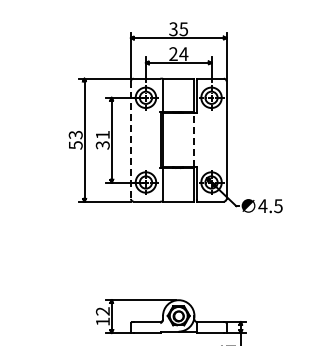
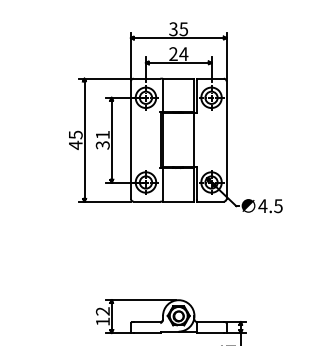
line: dashed -> solid (194, 139)
text: 53 -> 45 (75, 140)
line: dashed -> solid (130, 140)
